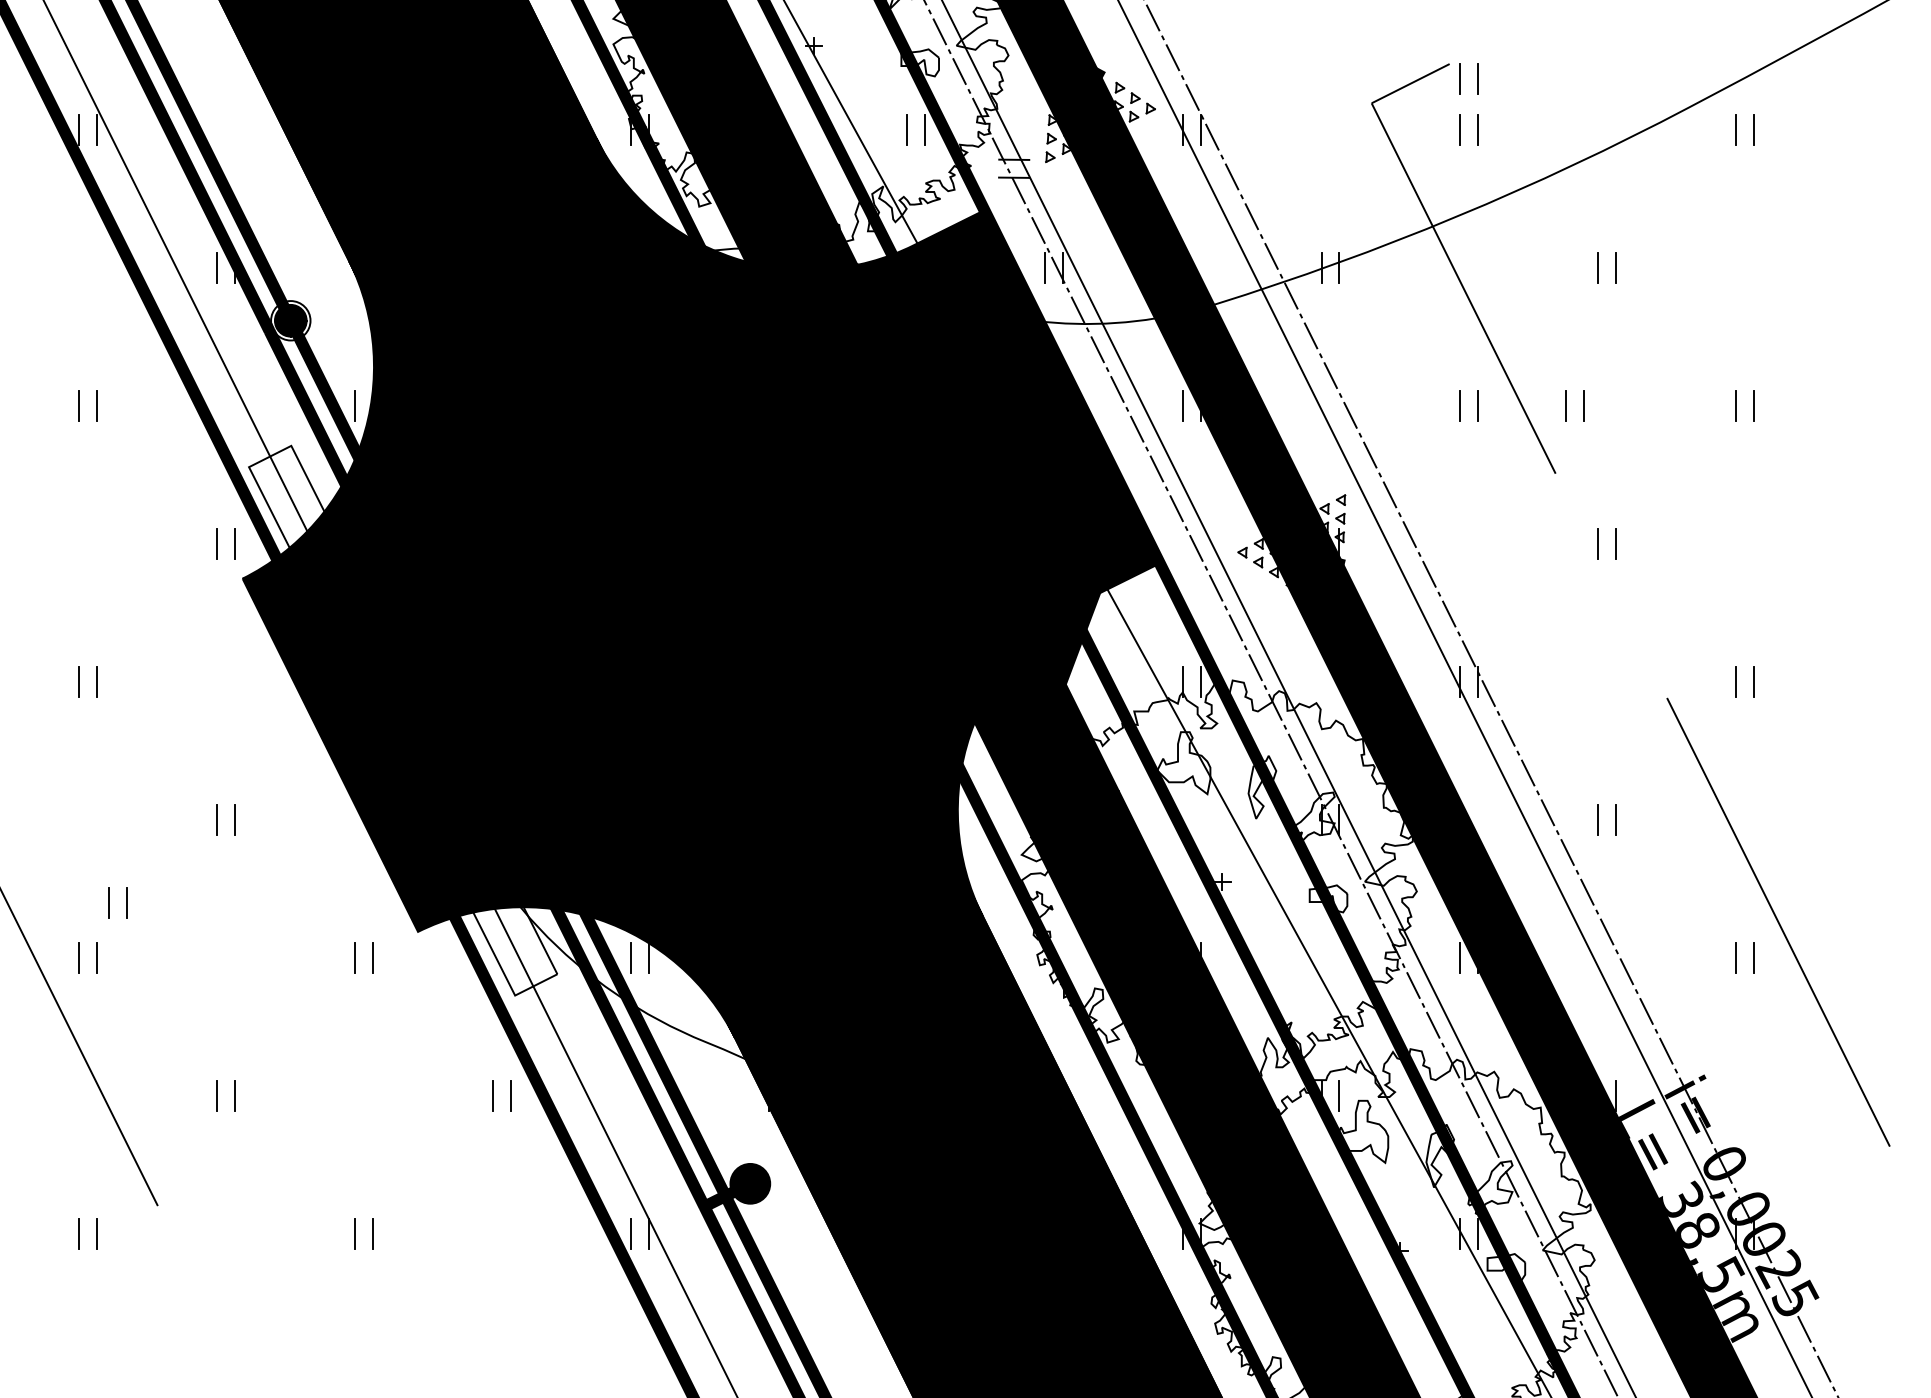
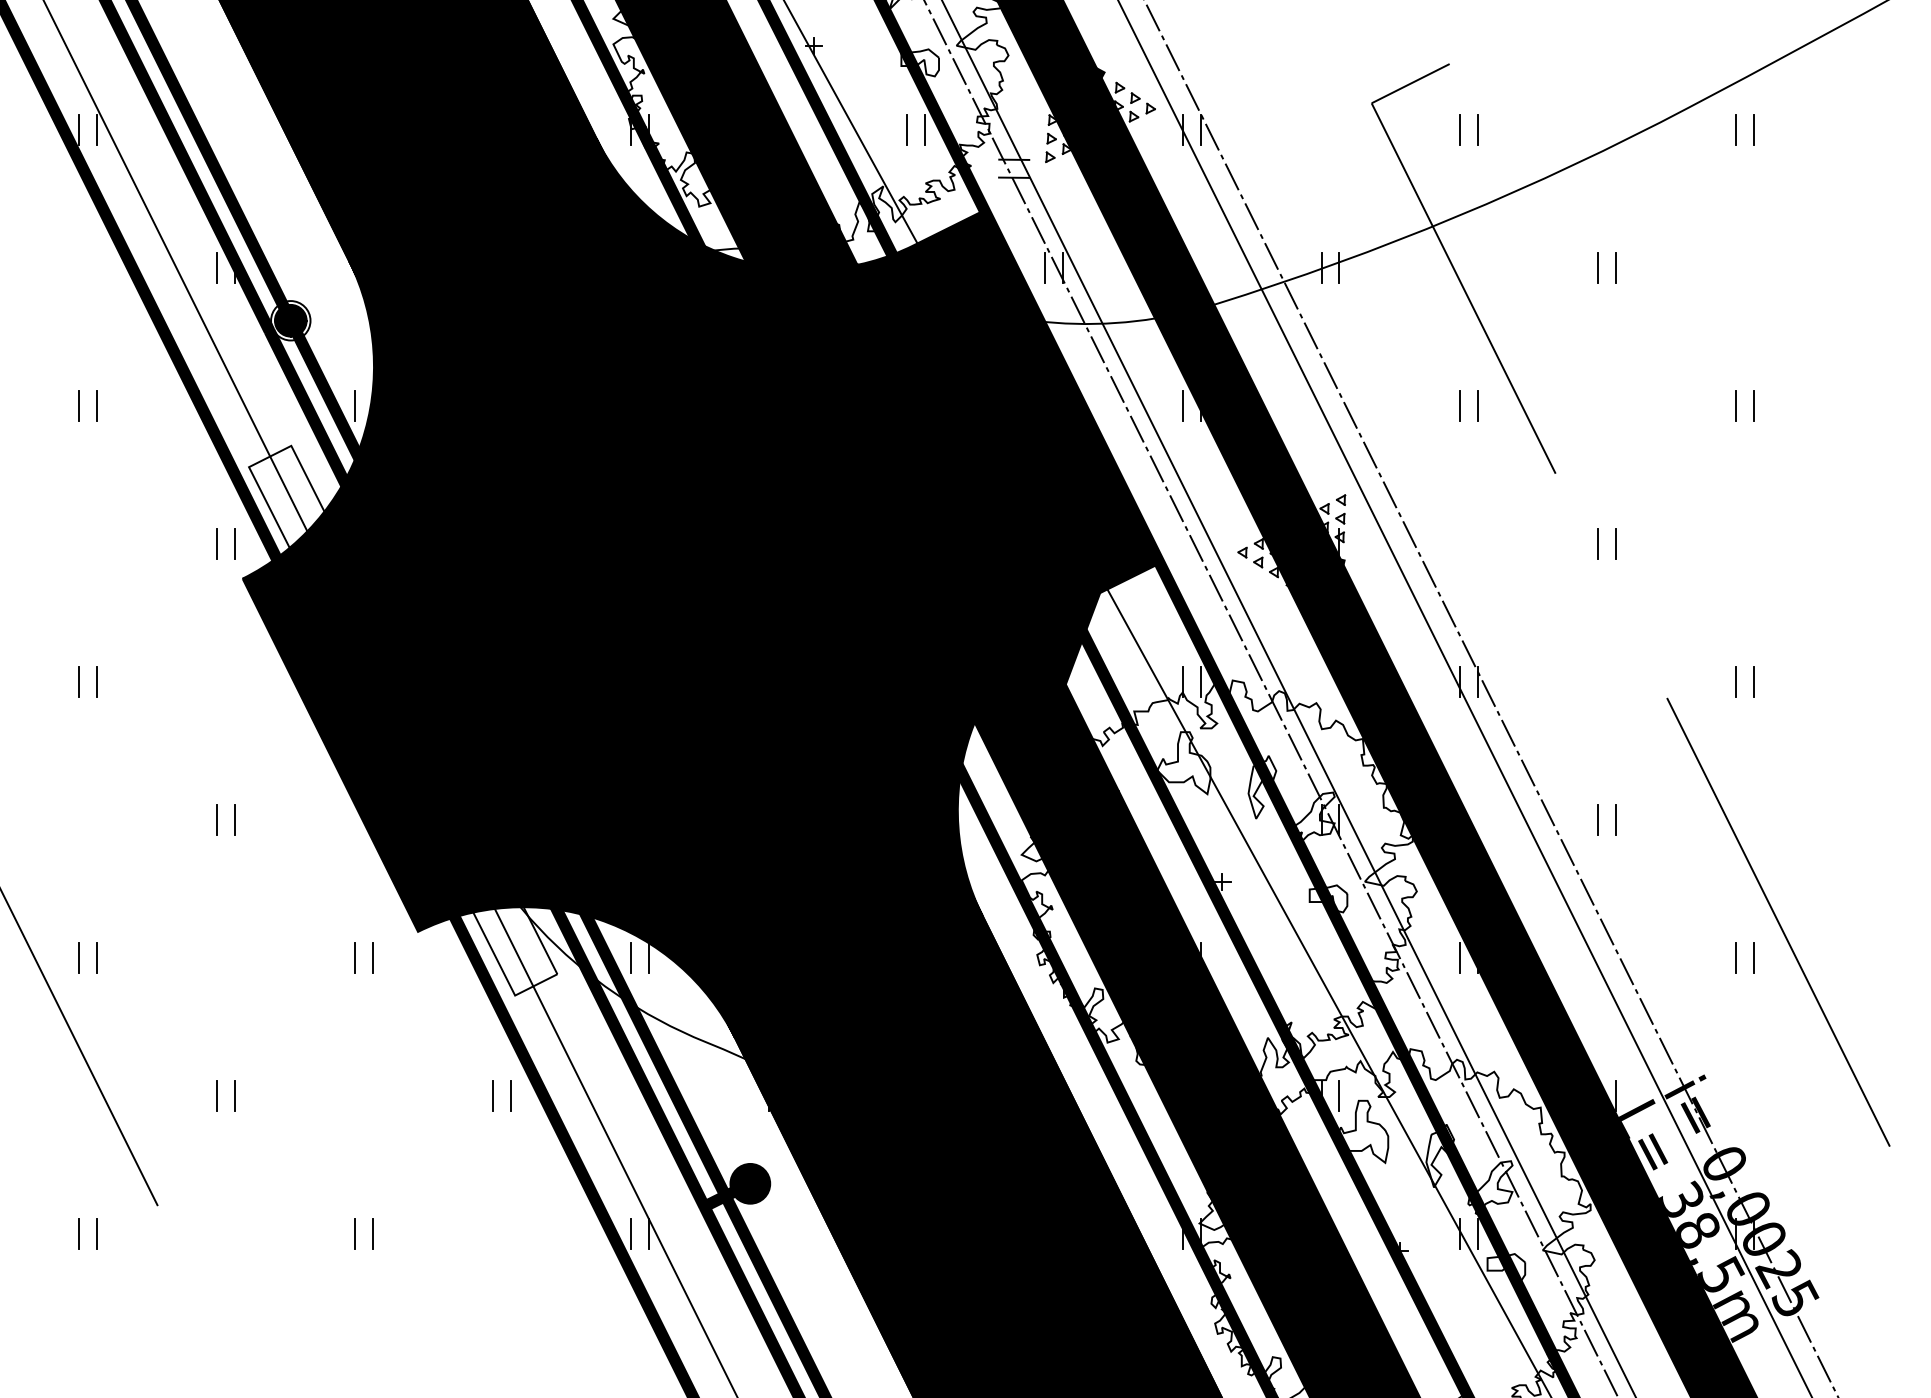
part: present -> none (1460, 78)
part: present -> none (1566, 405)
part: present -> none (109, 902)
